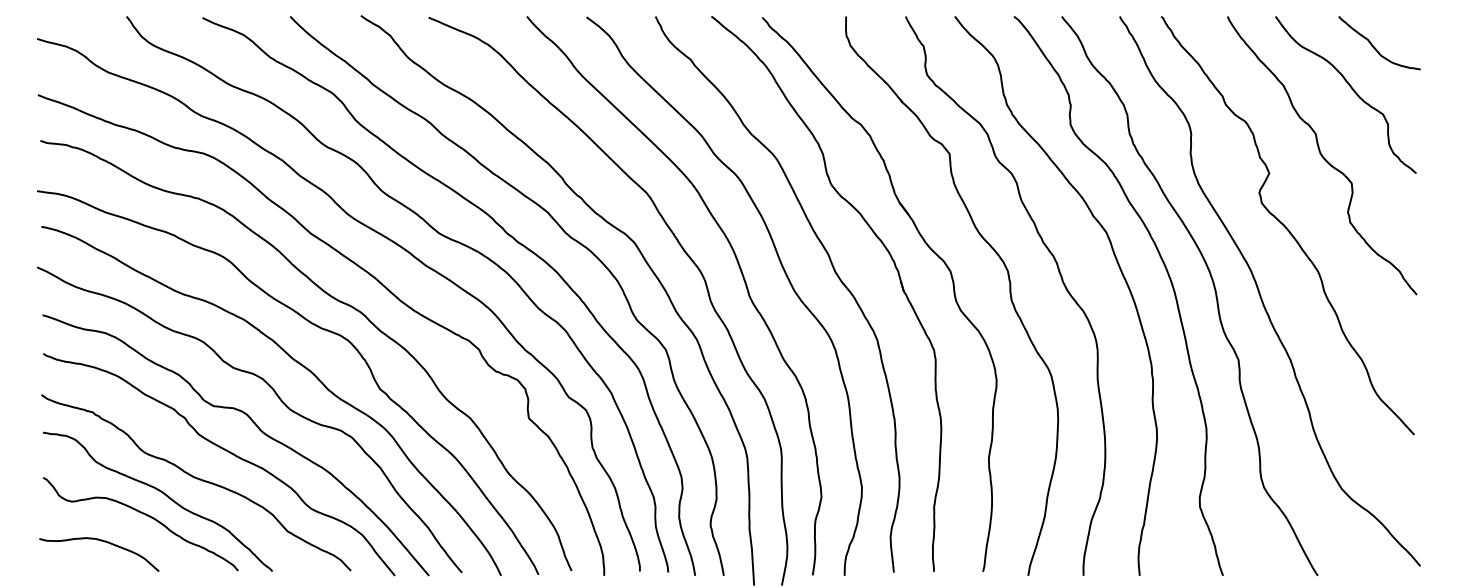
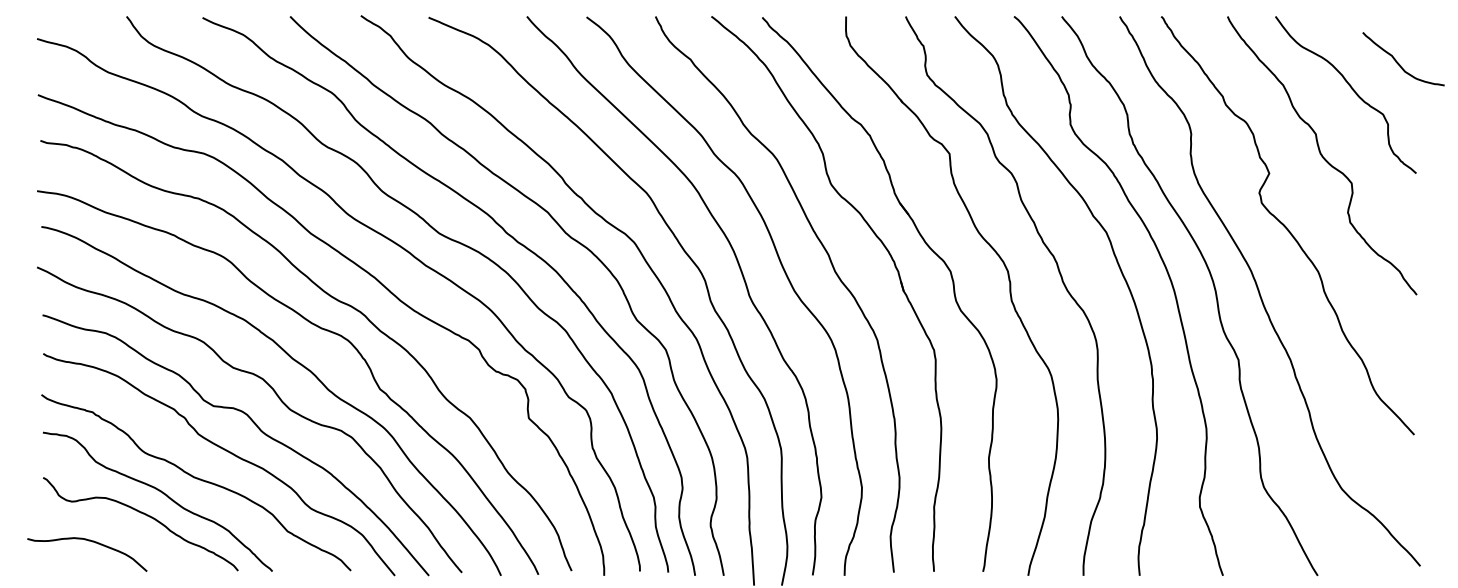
curve position: (1375, 47) -> (1399, 63) (1399, 63)
curve position: (104, 542) -> (92, 542) (92, 542)
